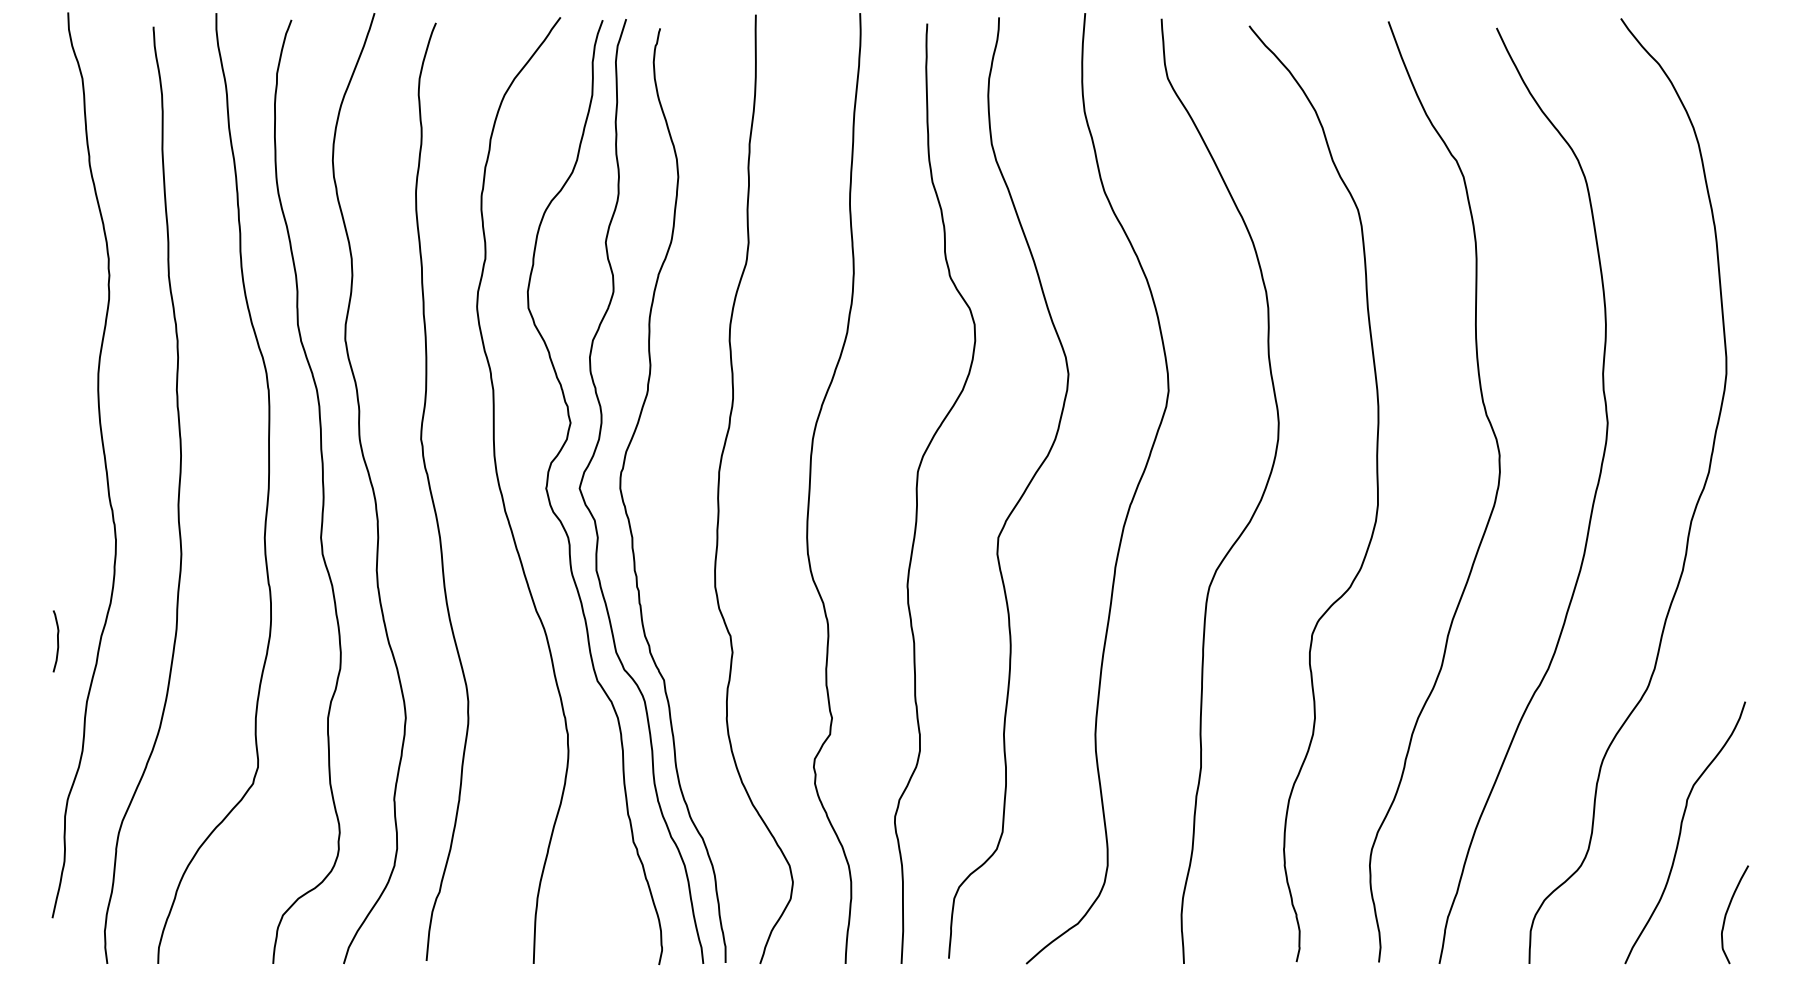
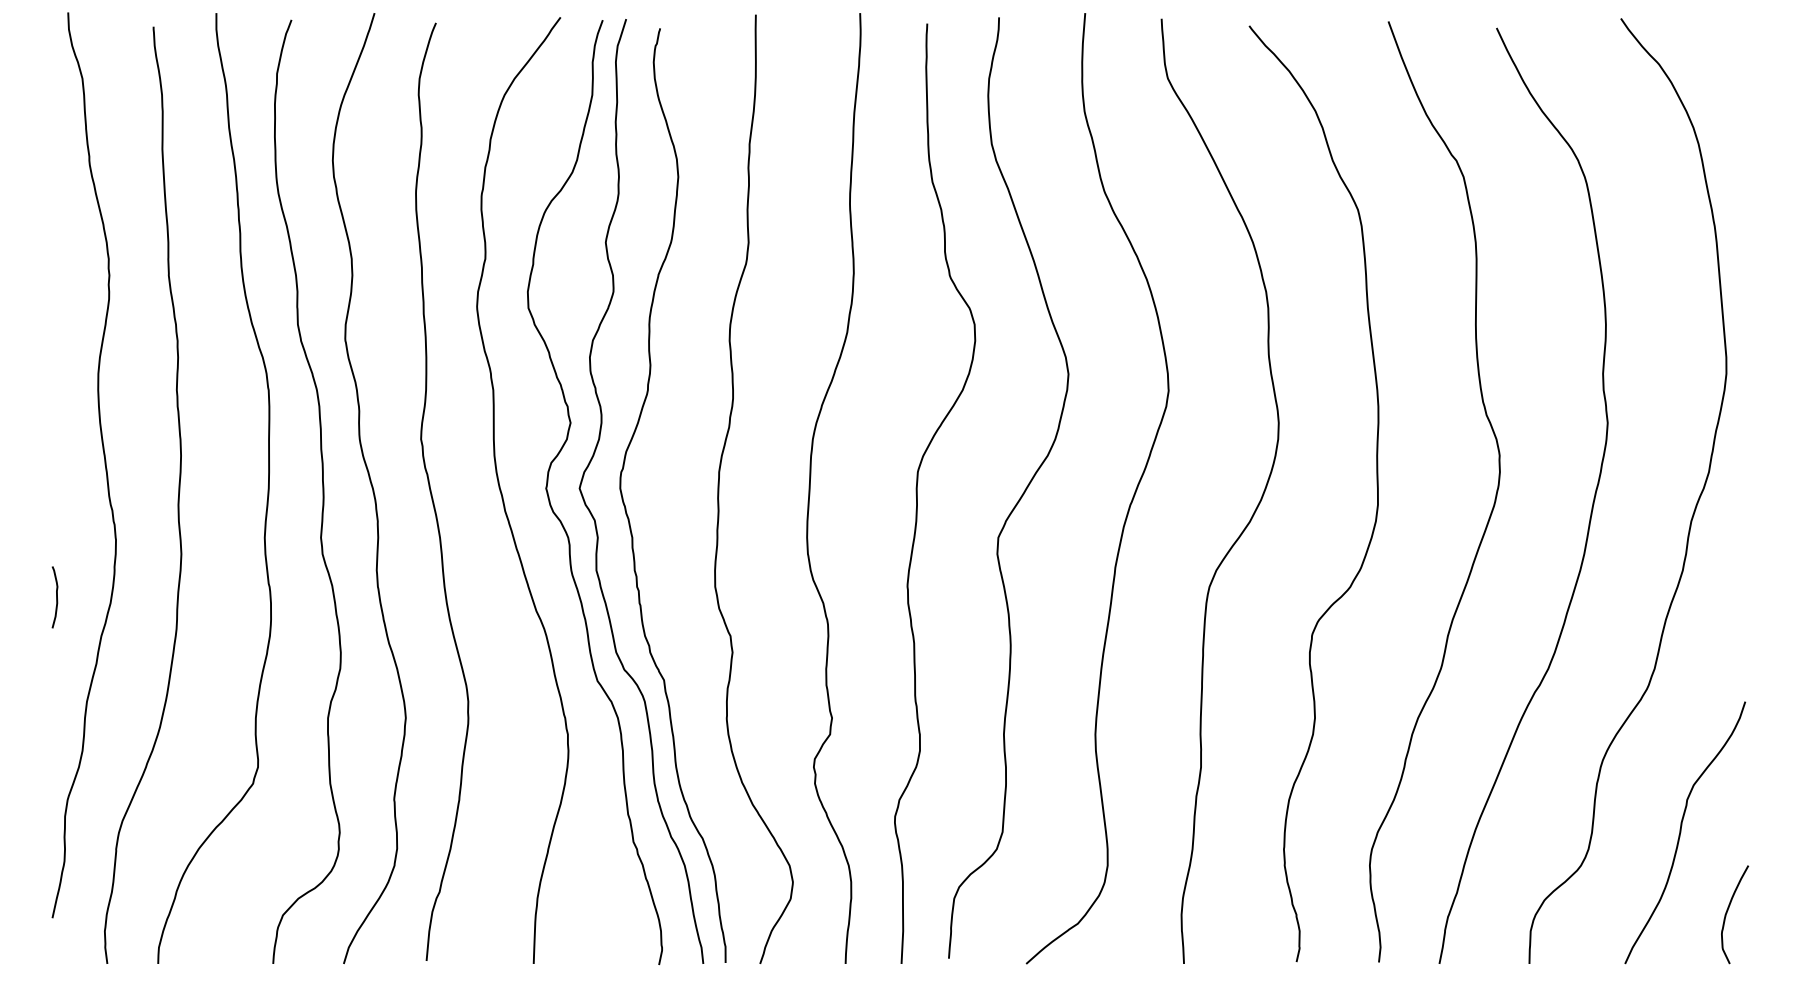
curve position: (57, 641) -> (56, 597) (56, 597)
